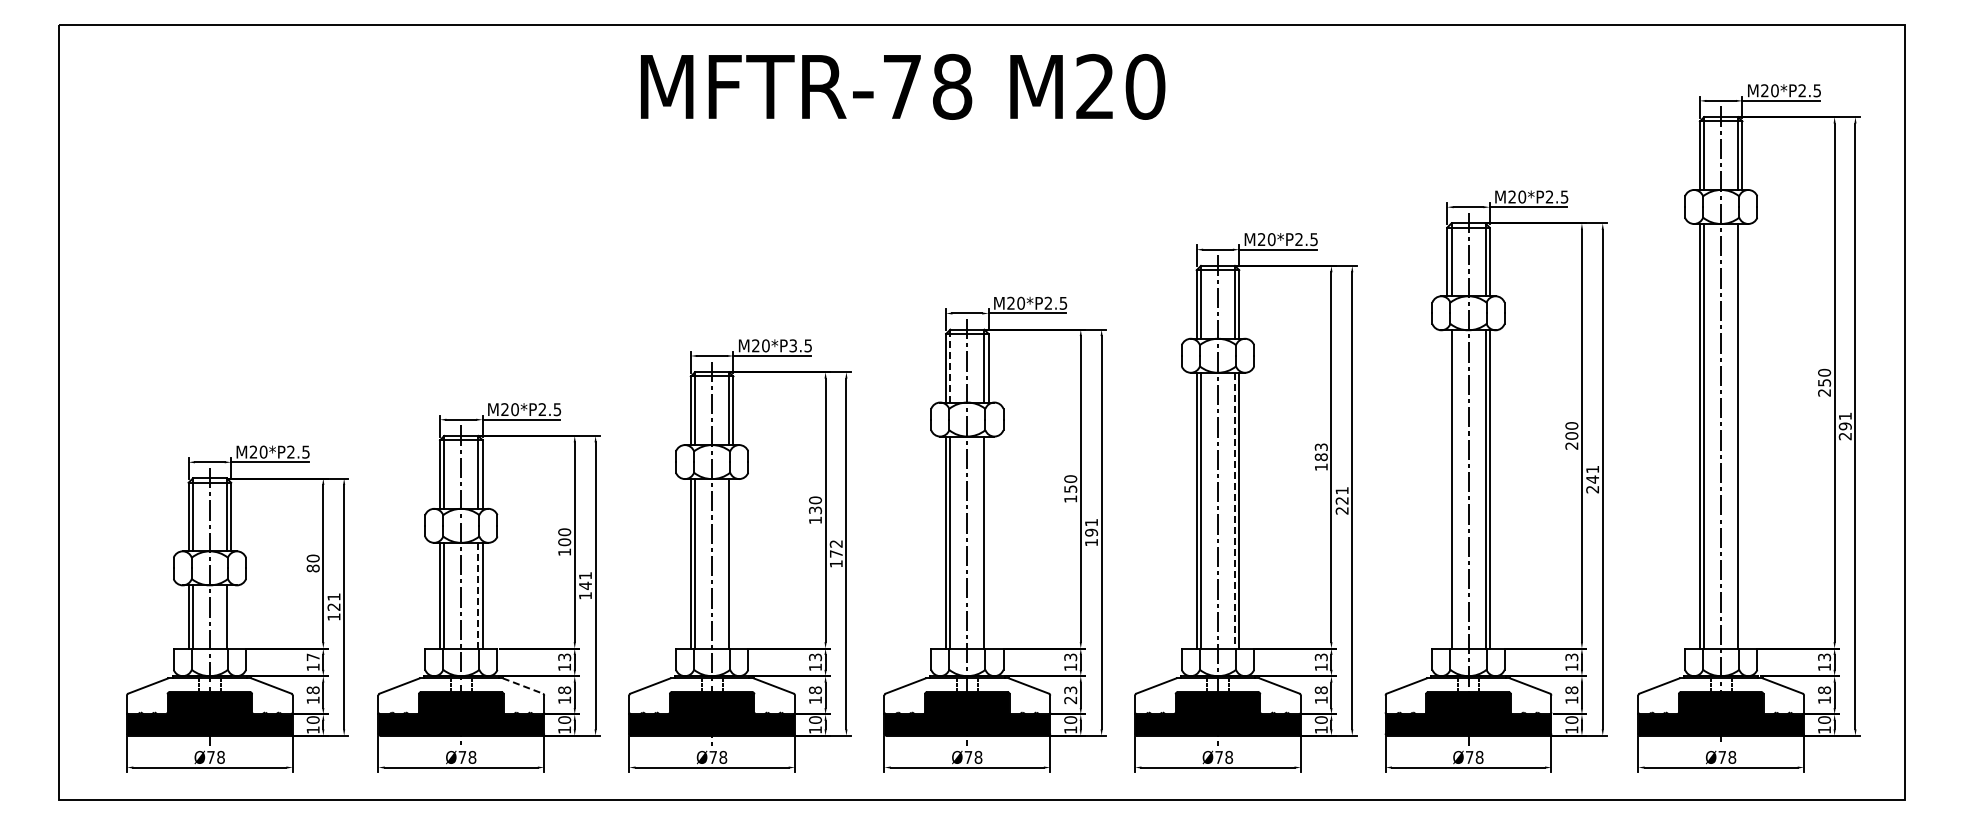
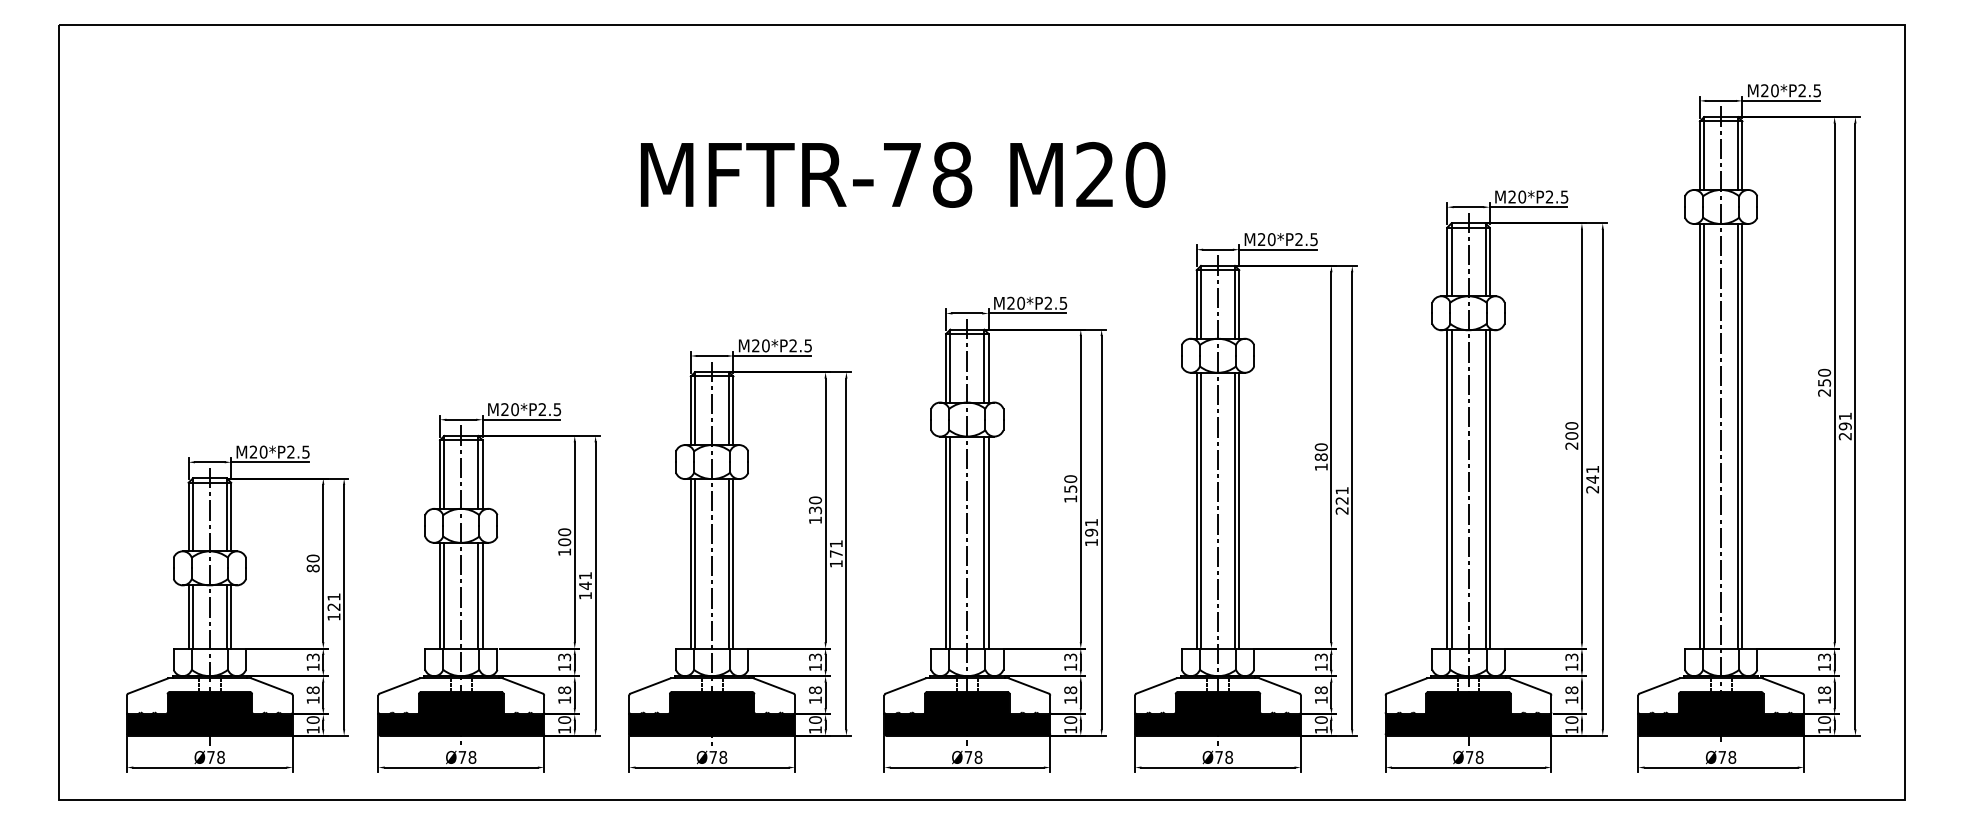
text position: (903, 86) -> (903, 174) (903, 174)
text: M20*P3.5 -> M20*P2.5 (792, 345)
line: dashed -> solid (950, 366)
line: none -> present (1742, 436)
text: 183 -> 180 (1320, 447)
line: none -> present (1447, 489)
line: dashed -> solid (1234, 510)
line: none -> present (988, 542)
text: 172 -> 171 (835, 543)
line: none -> present (733, 563)
line: dashed -> solid (478, 595)
line: none -> present (231, 616)
text: 17 -> 13 (312, 657)
line: dashed -> solid (522, 686)
text: 23 -> 18 (1070, 695)
